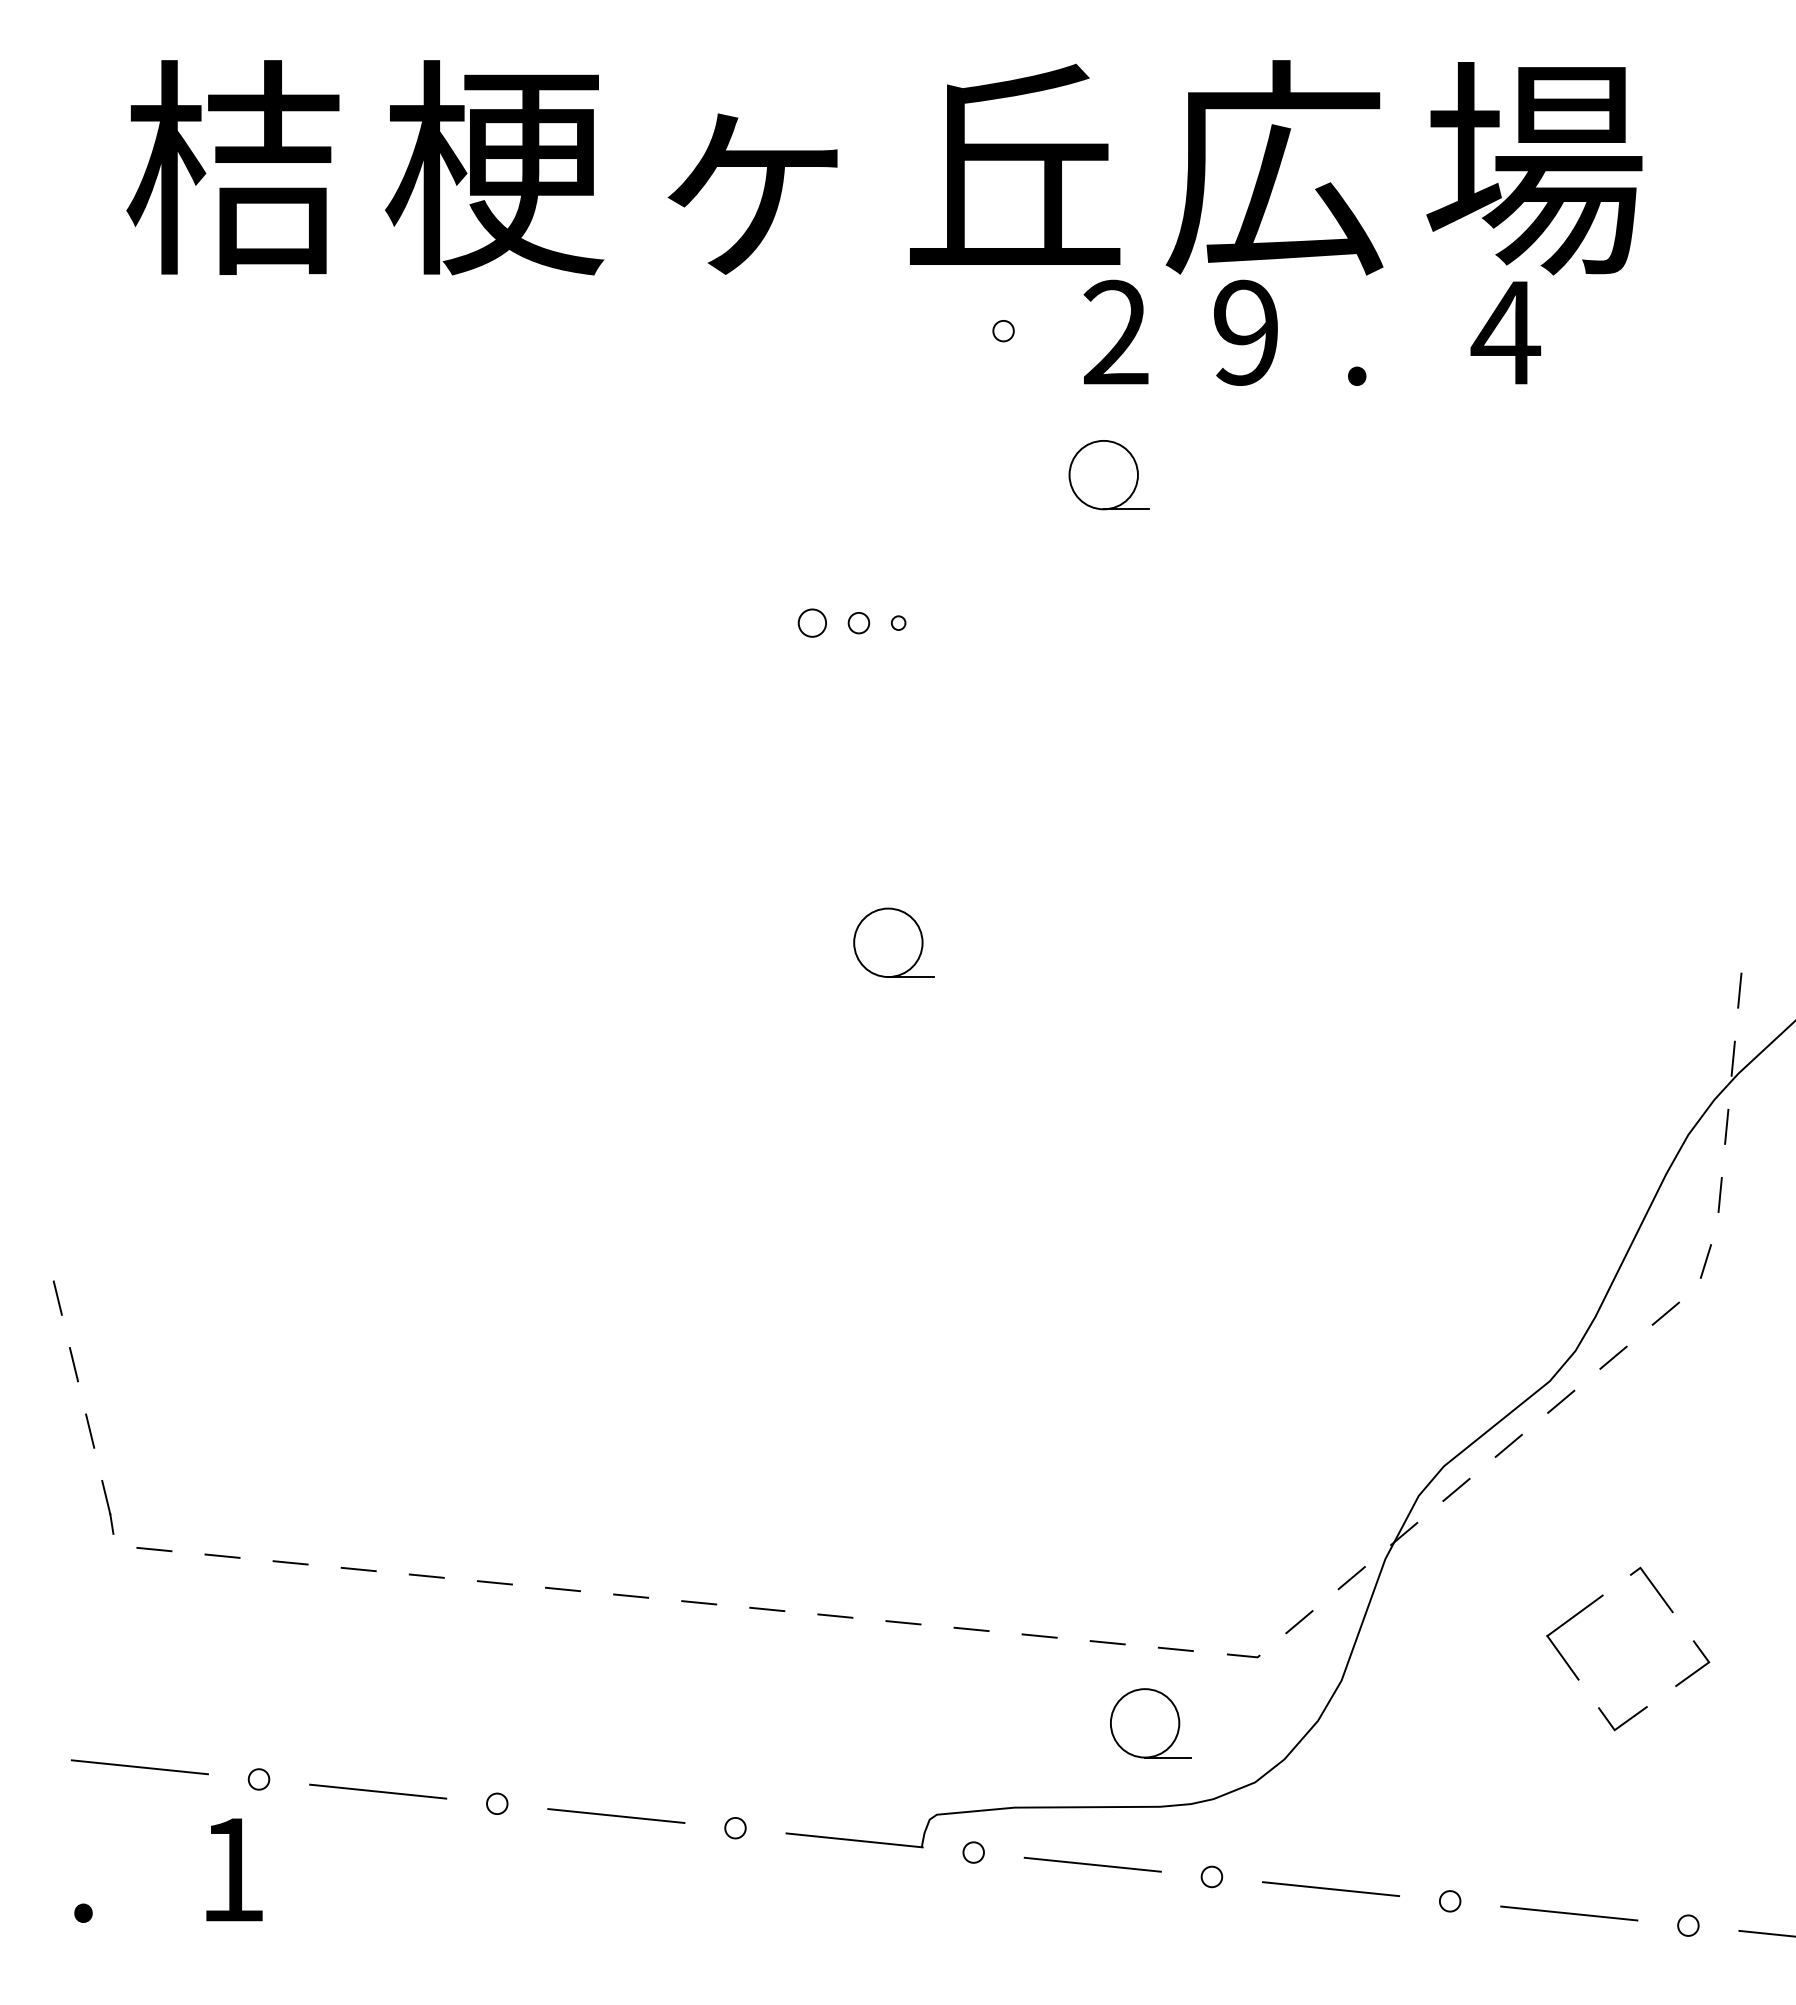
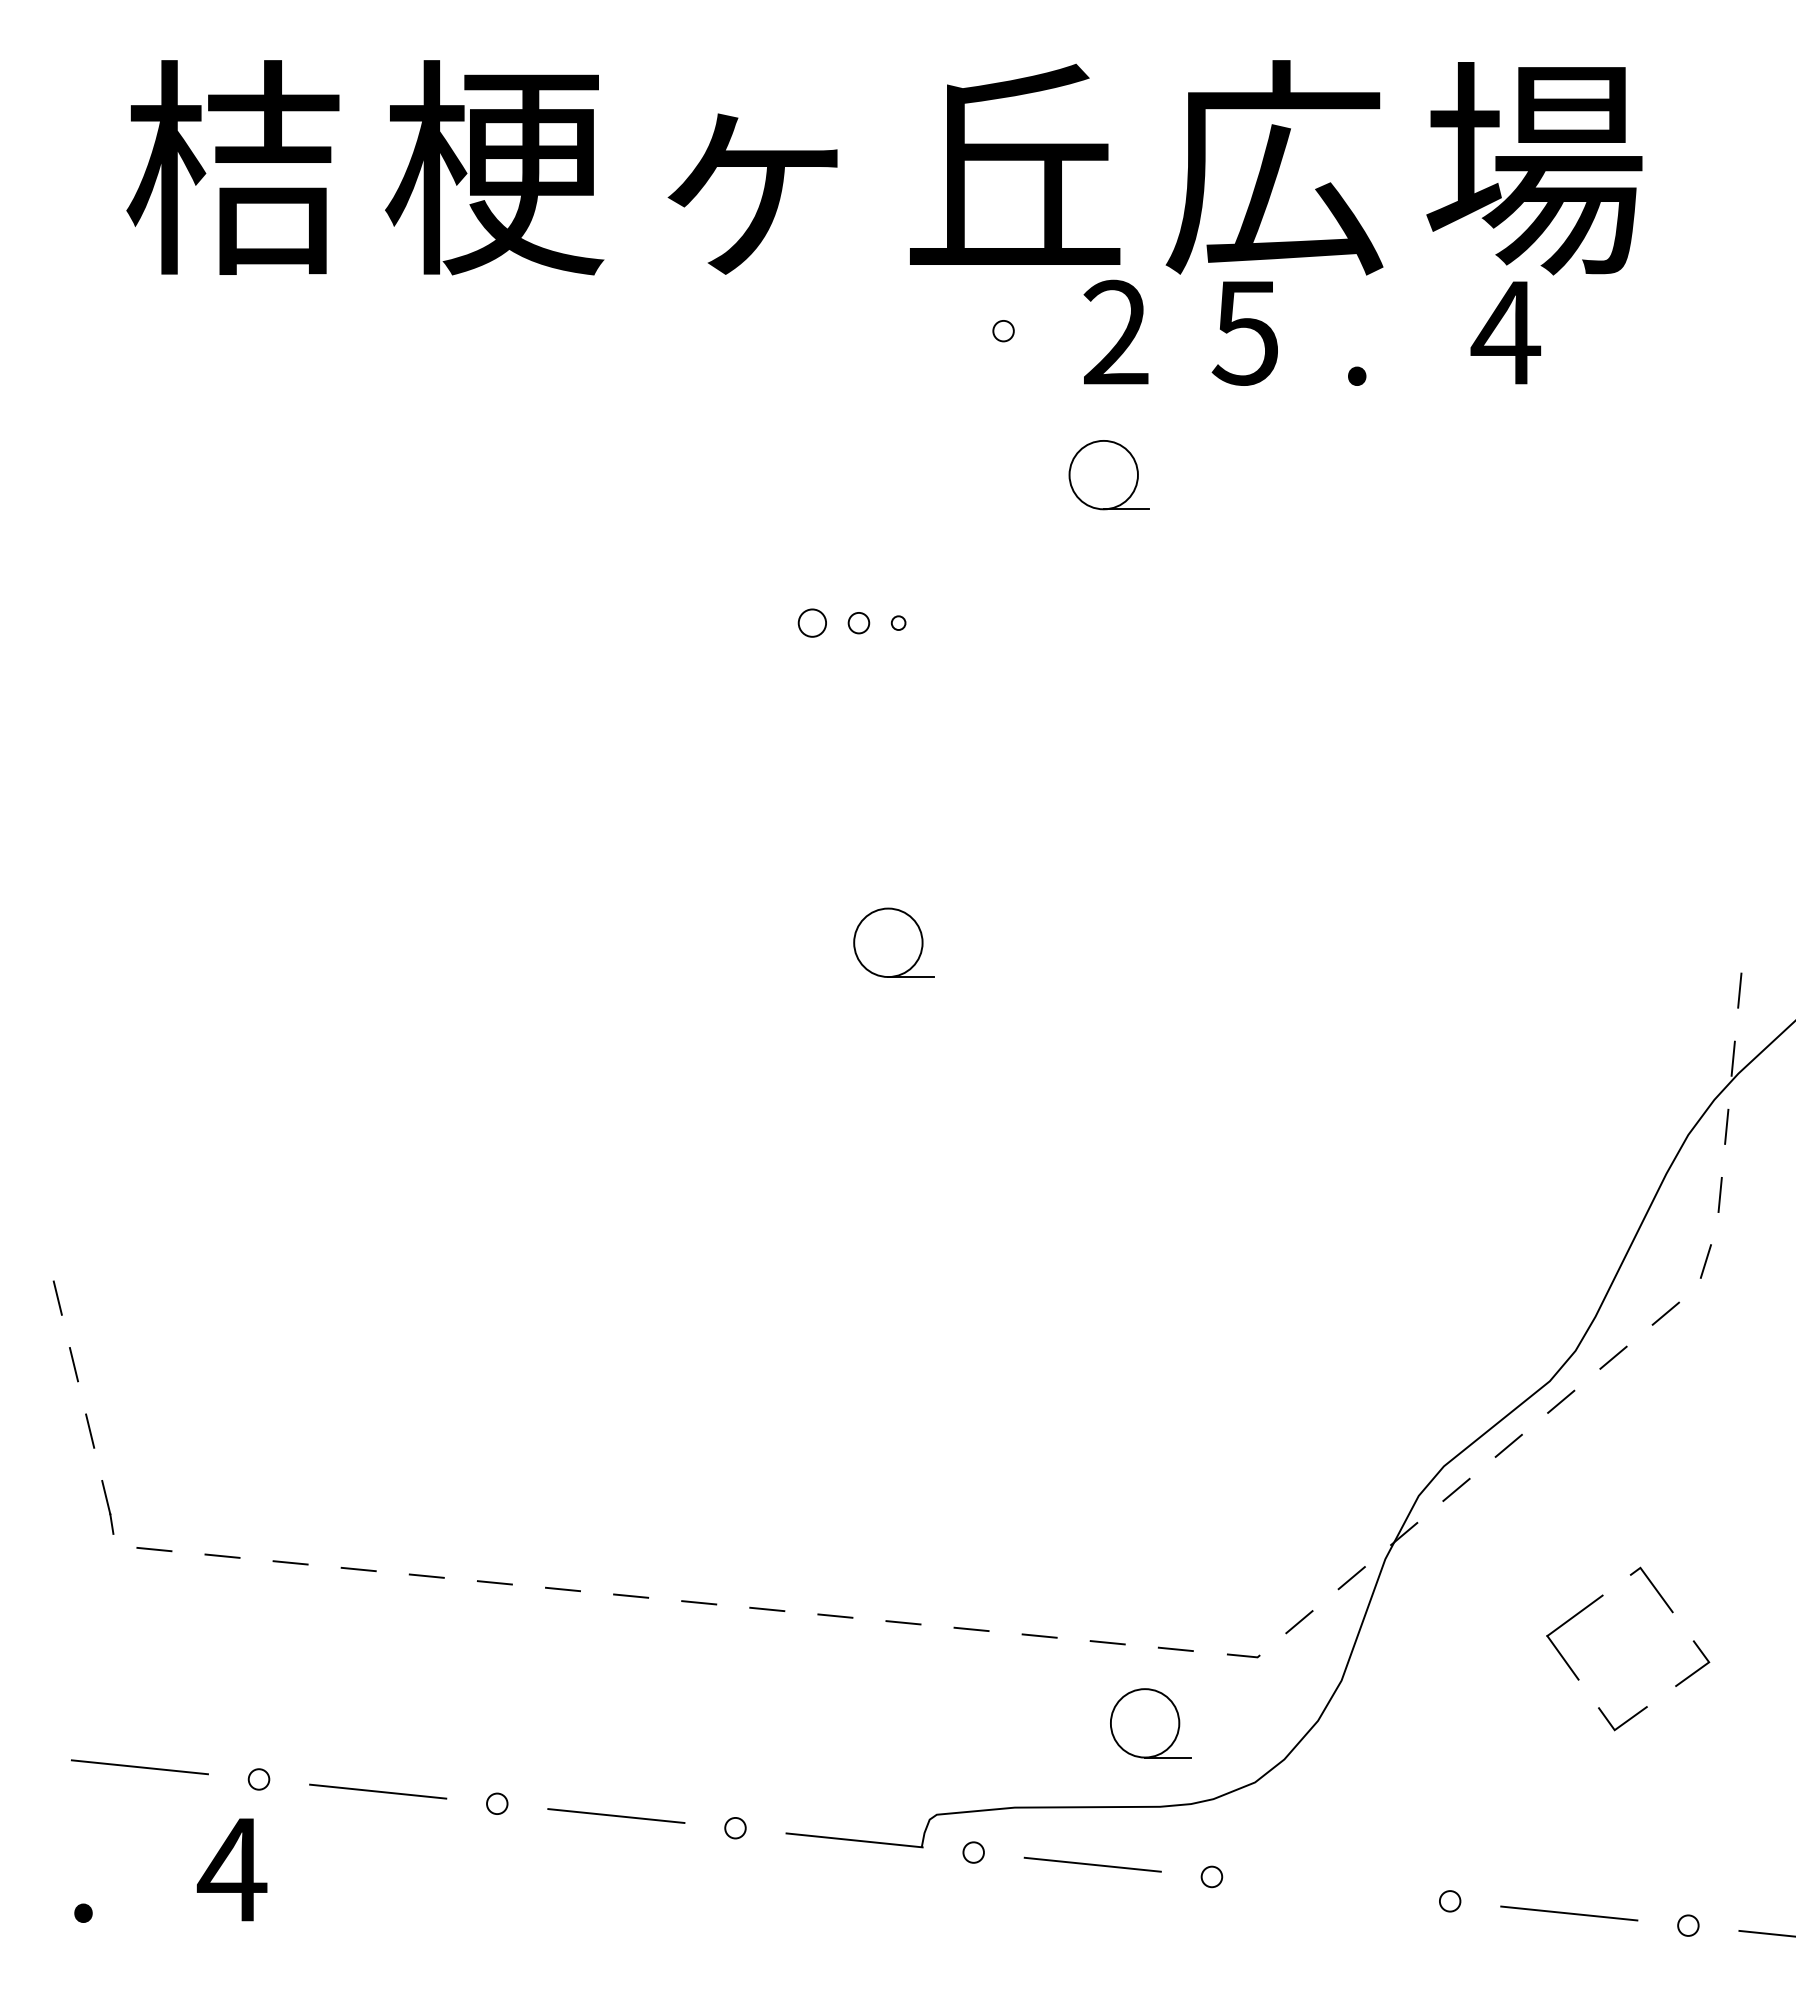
text: 9 -> 5 (1244, 332)
text: 1 -> 4 (231, 1869)
line: present -> none (1330, 1889)
